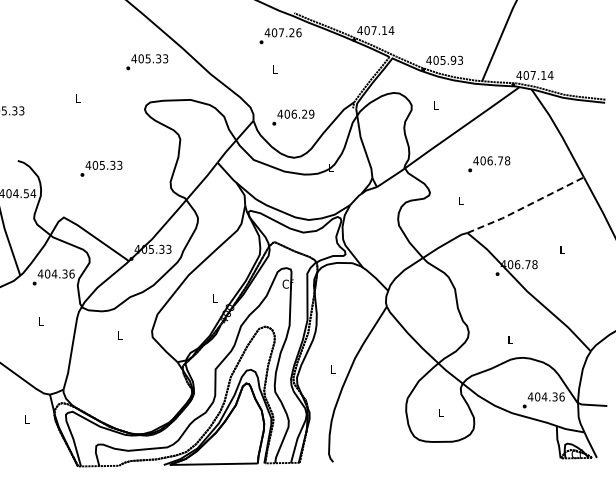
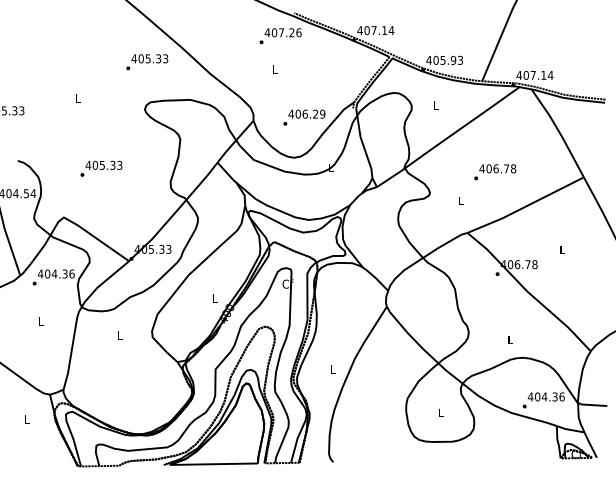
text position: (293, 117) -> (304, 117) (304, 117)
text position: (489, 164) -> (495, 172) (495, 172)
line: dashed -> solid (525, 206)
